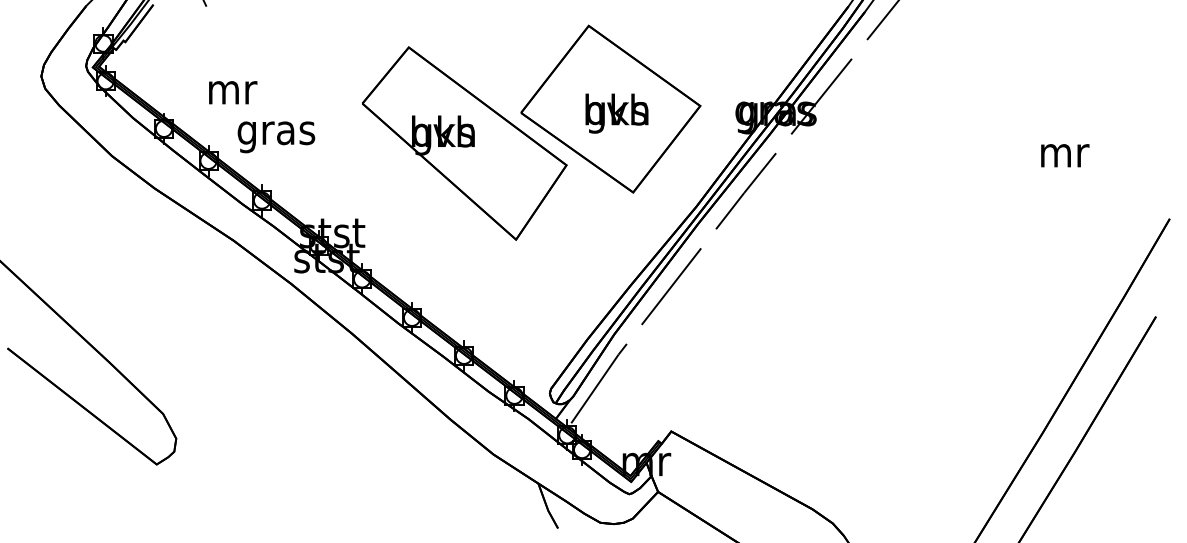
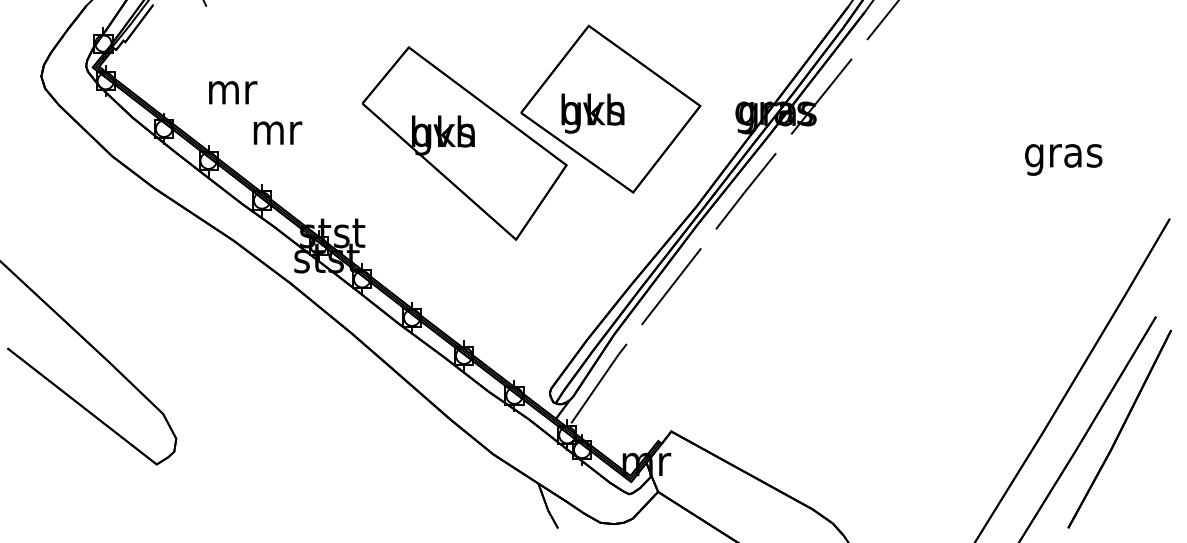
text position: (616, 113) -> (592, 113) (592, 113)
text: gras -> mr (276, 137)
text: mr -> gras (1063, 159)
part: none -> present (1119, 428)
